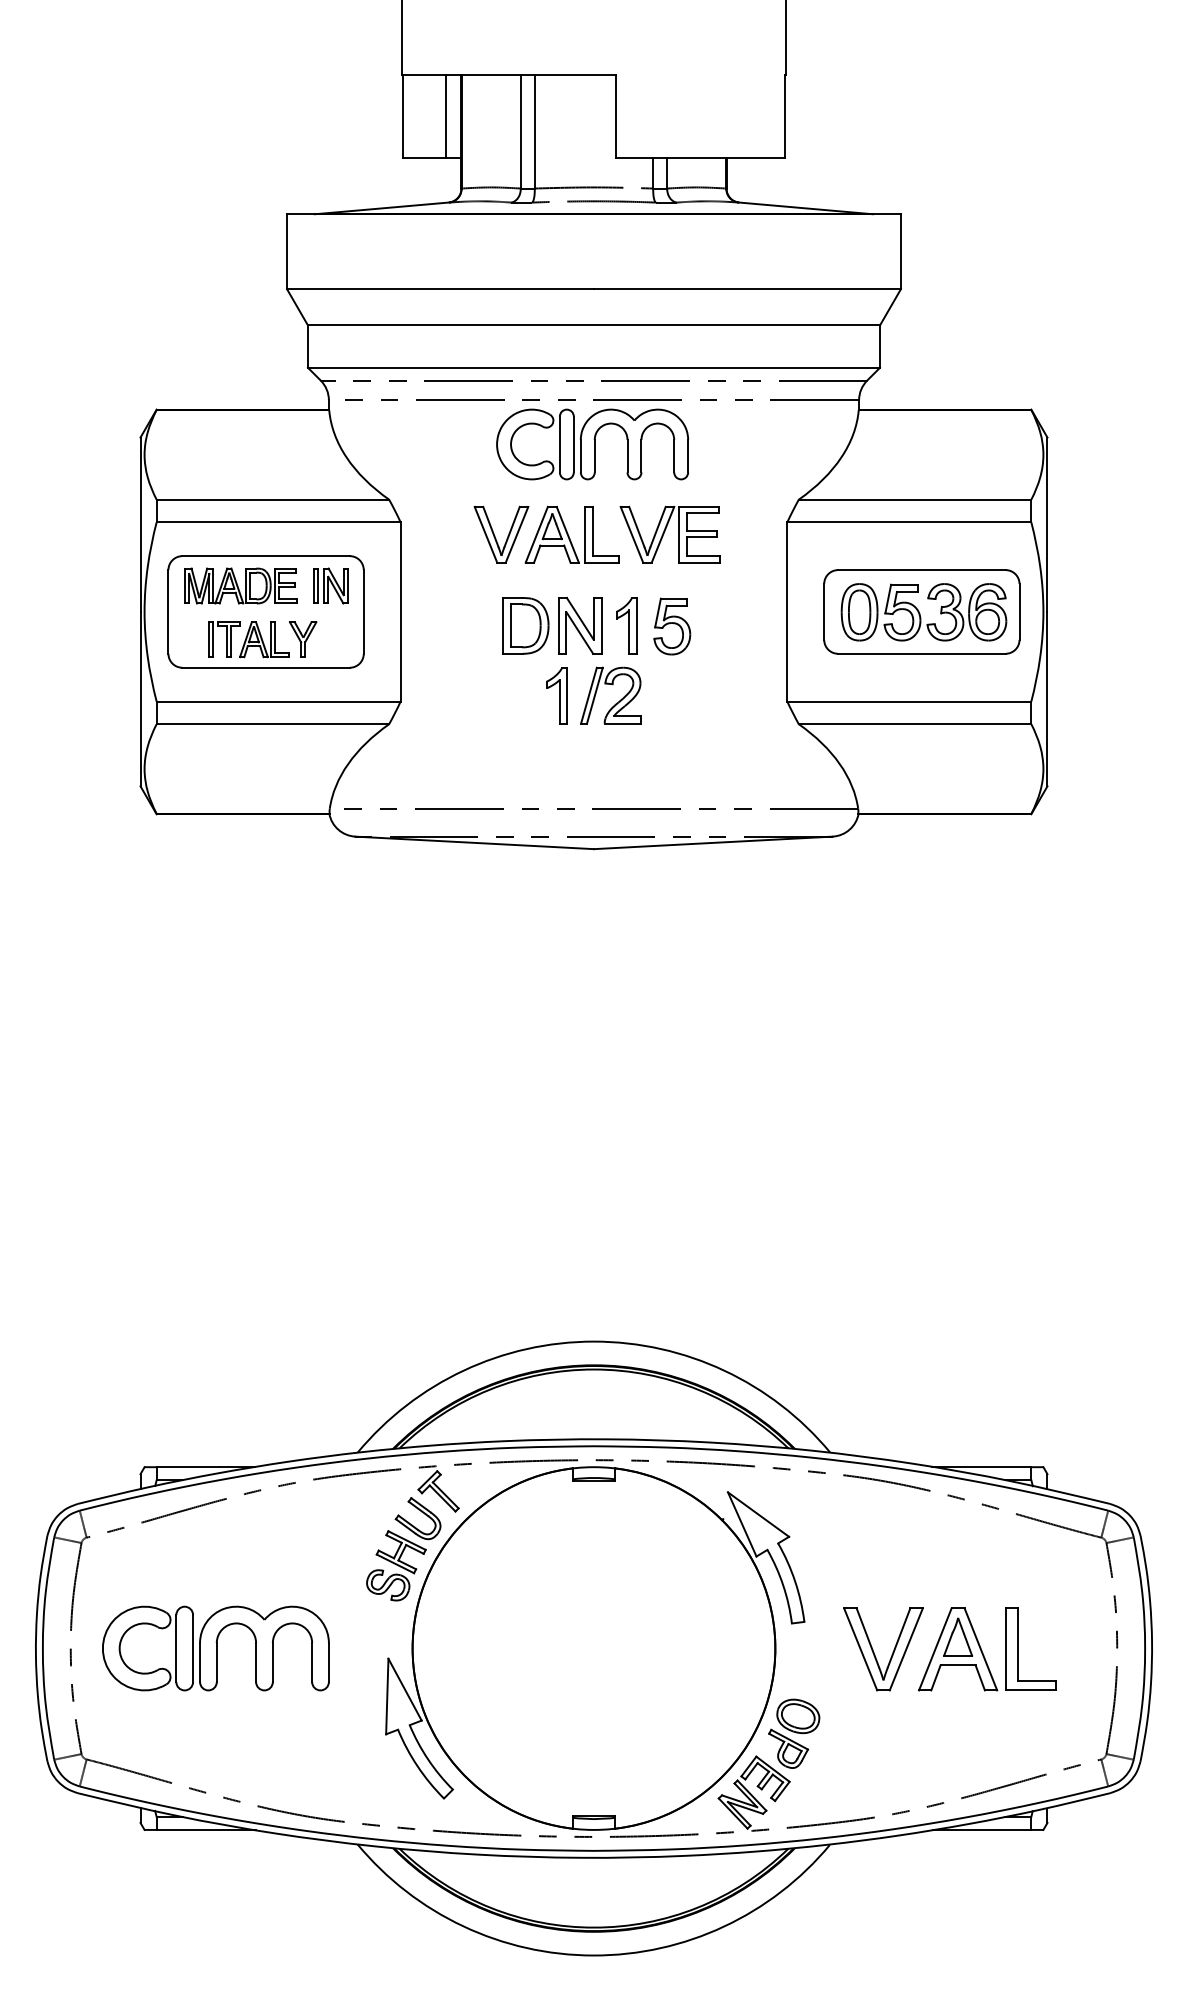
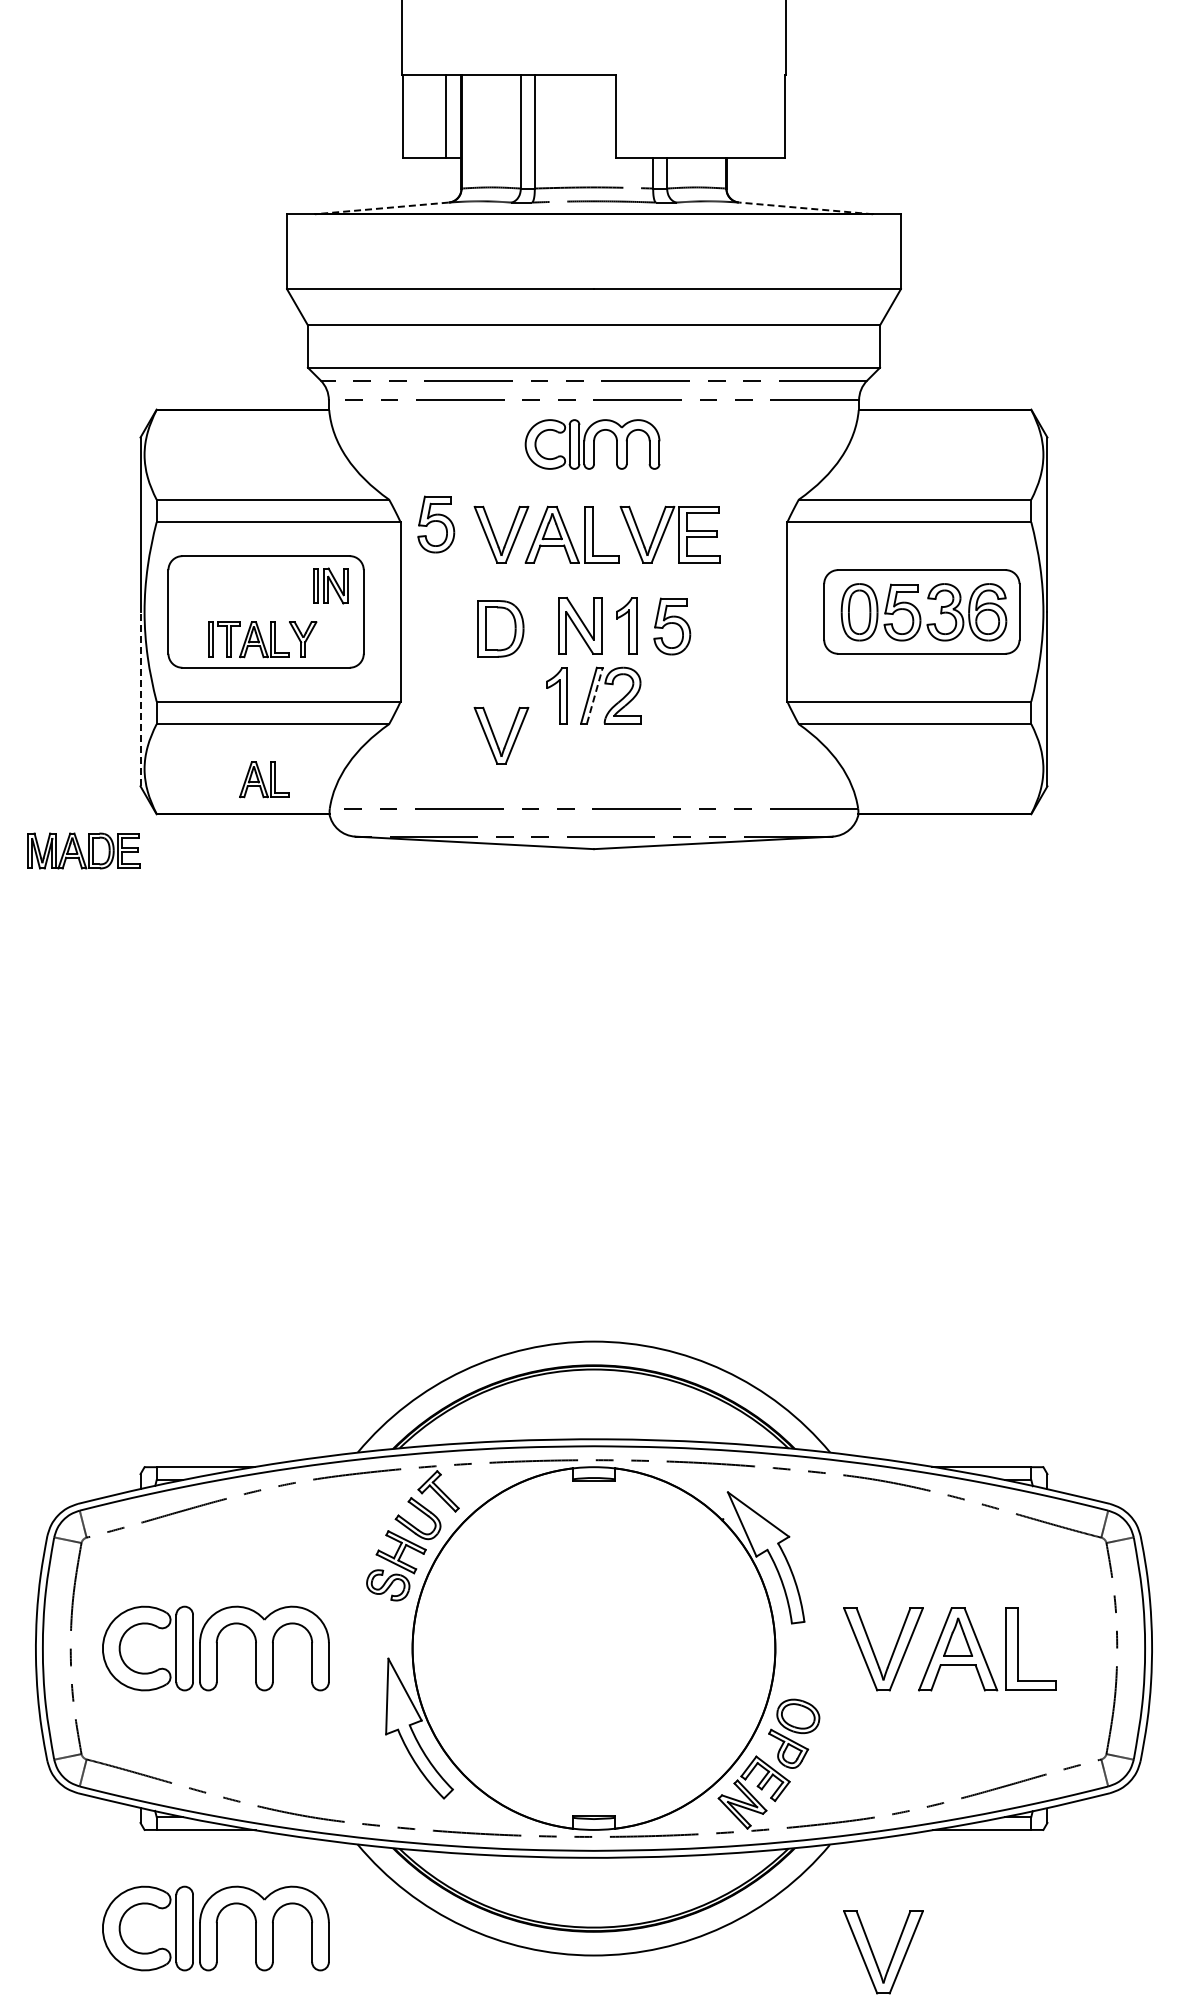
line: solid -> dashed (381, 208)
line: solid -> dashed (805, 208)
part size: 193x73 px -> 137x51 px (592, 444)
part: none -> present (436, 524)
part position: (240, 585) -> (83, 850) (83, 850)
part position: (525, 625) -> (500, 628) (500, 628)
line: solid -> dashed (594, 695)
line: solid -> dashed (140, 698)
part: none -> present (495, 736)
part: none -> present (264, 779)
part: none -> present (215, 1928)
part: none -> present (875, 1957)
